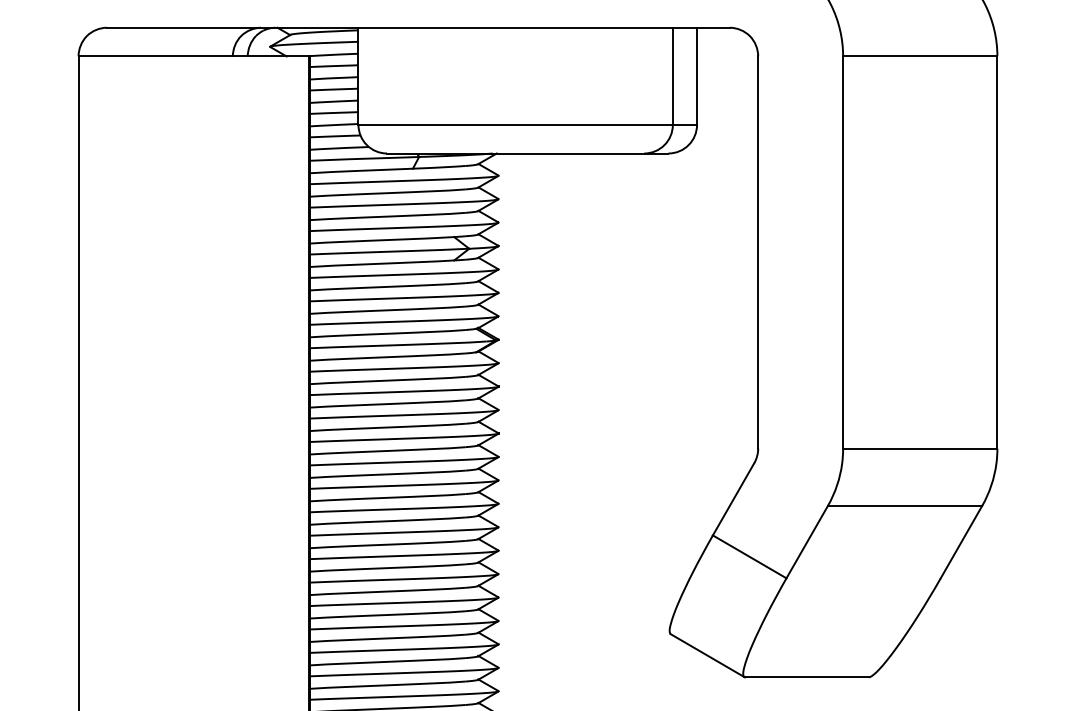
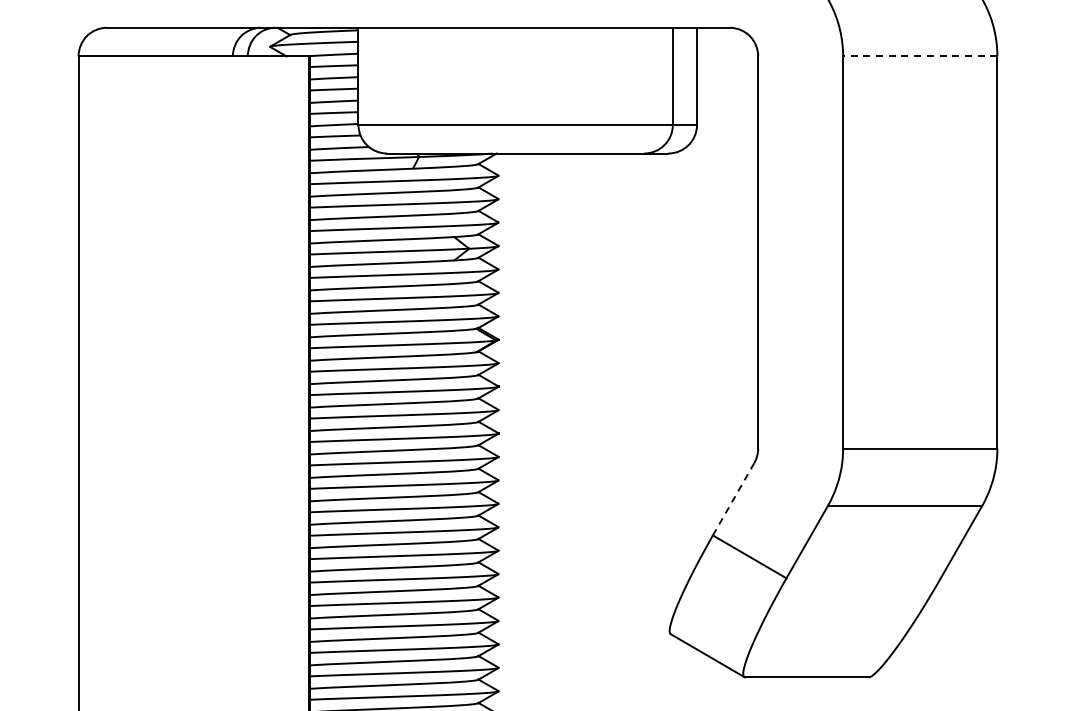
line: solid -> dashed (919, 56)
line: solid -> dashed (733, 499)
